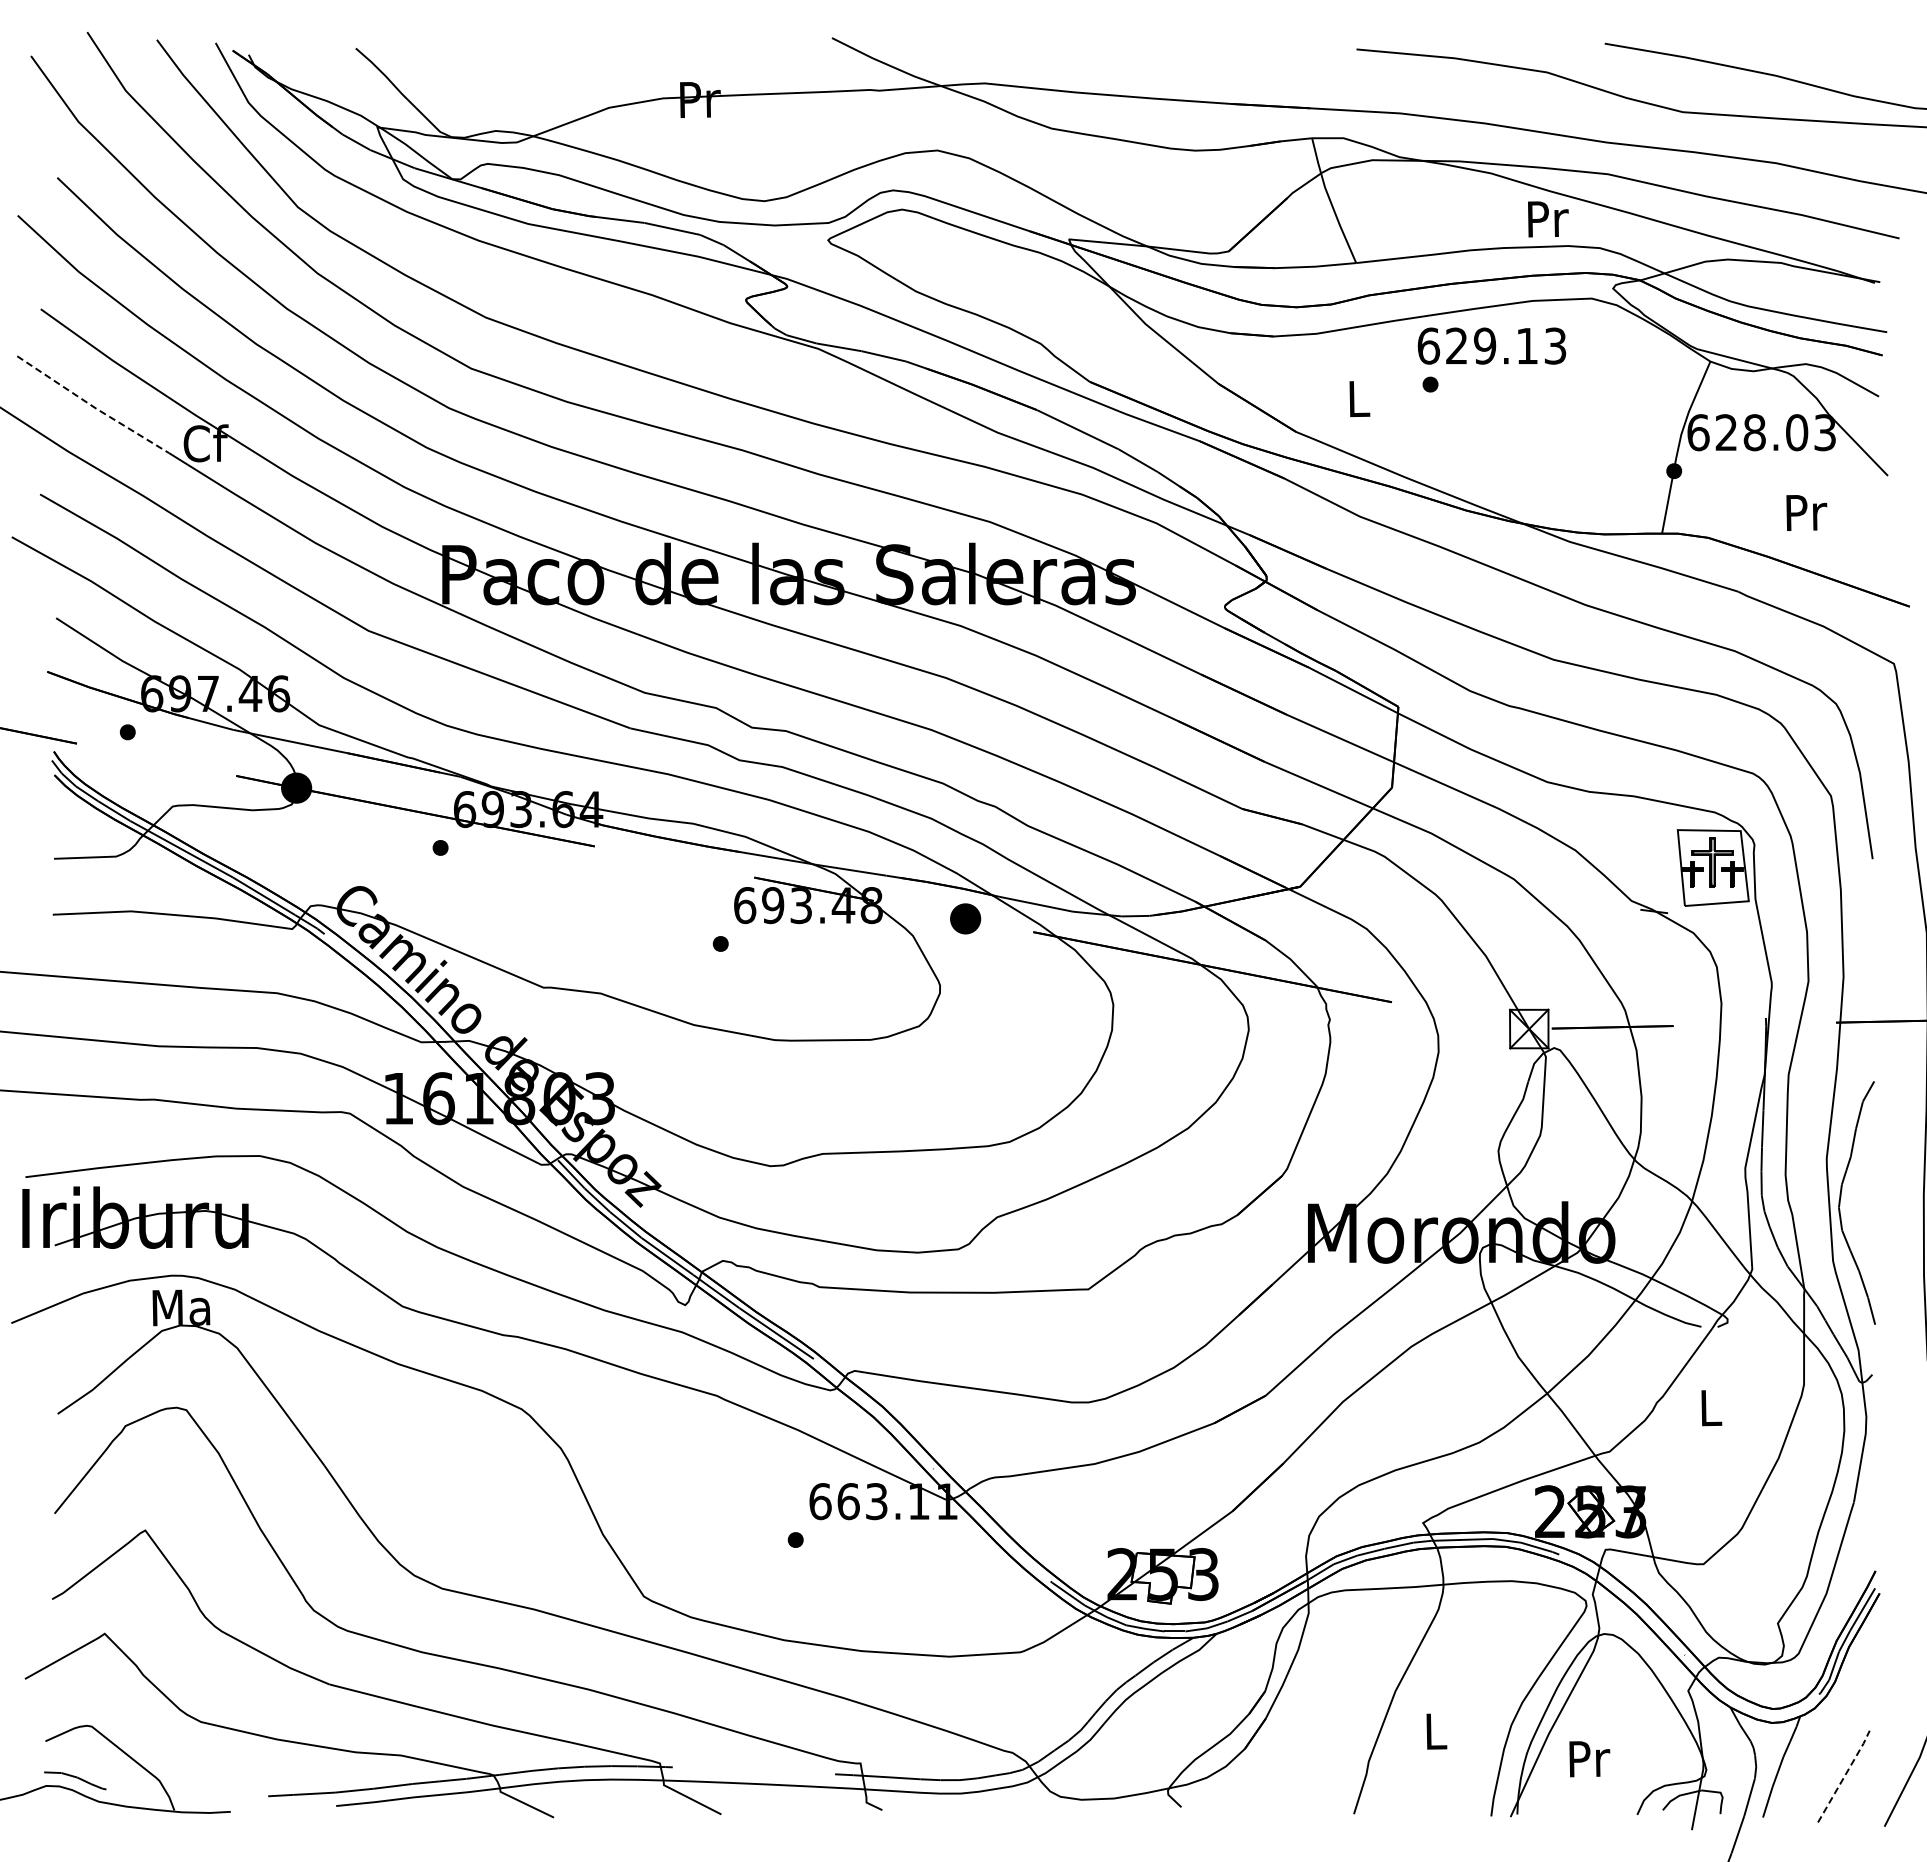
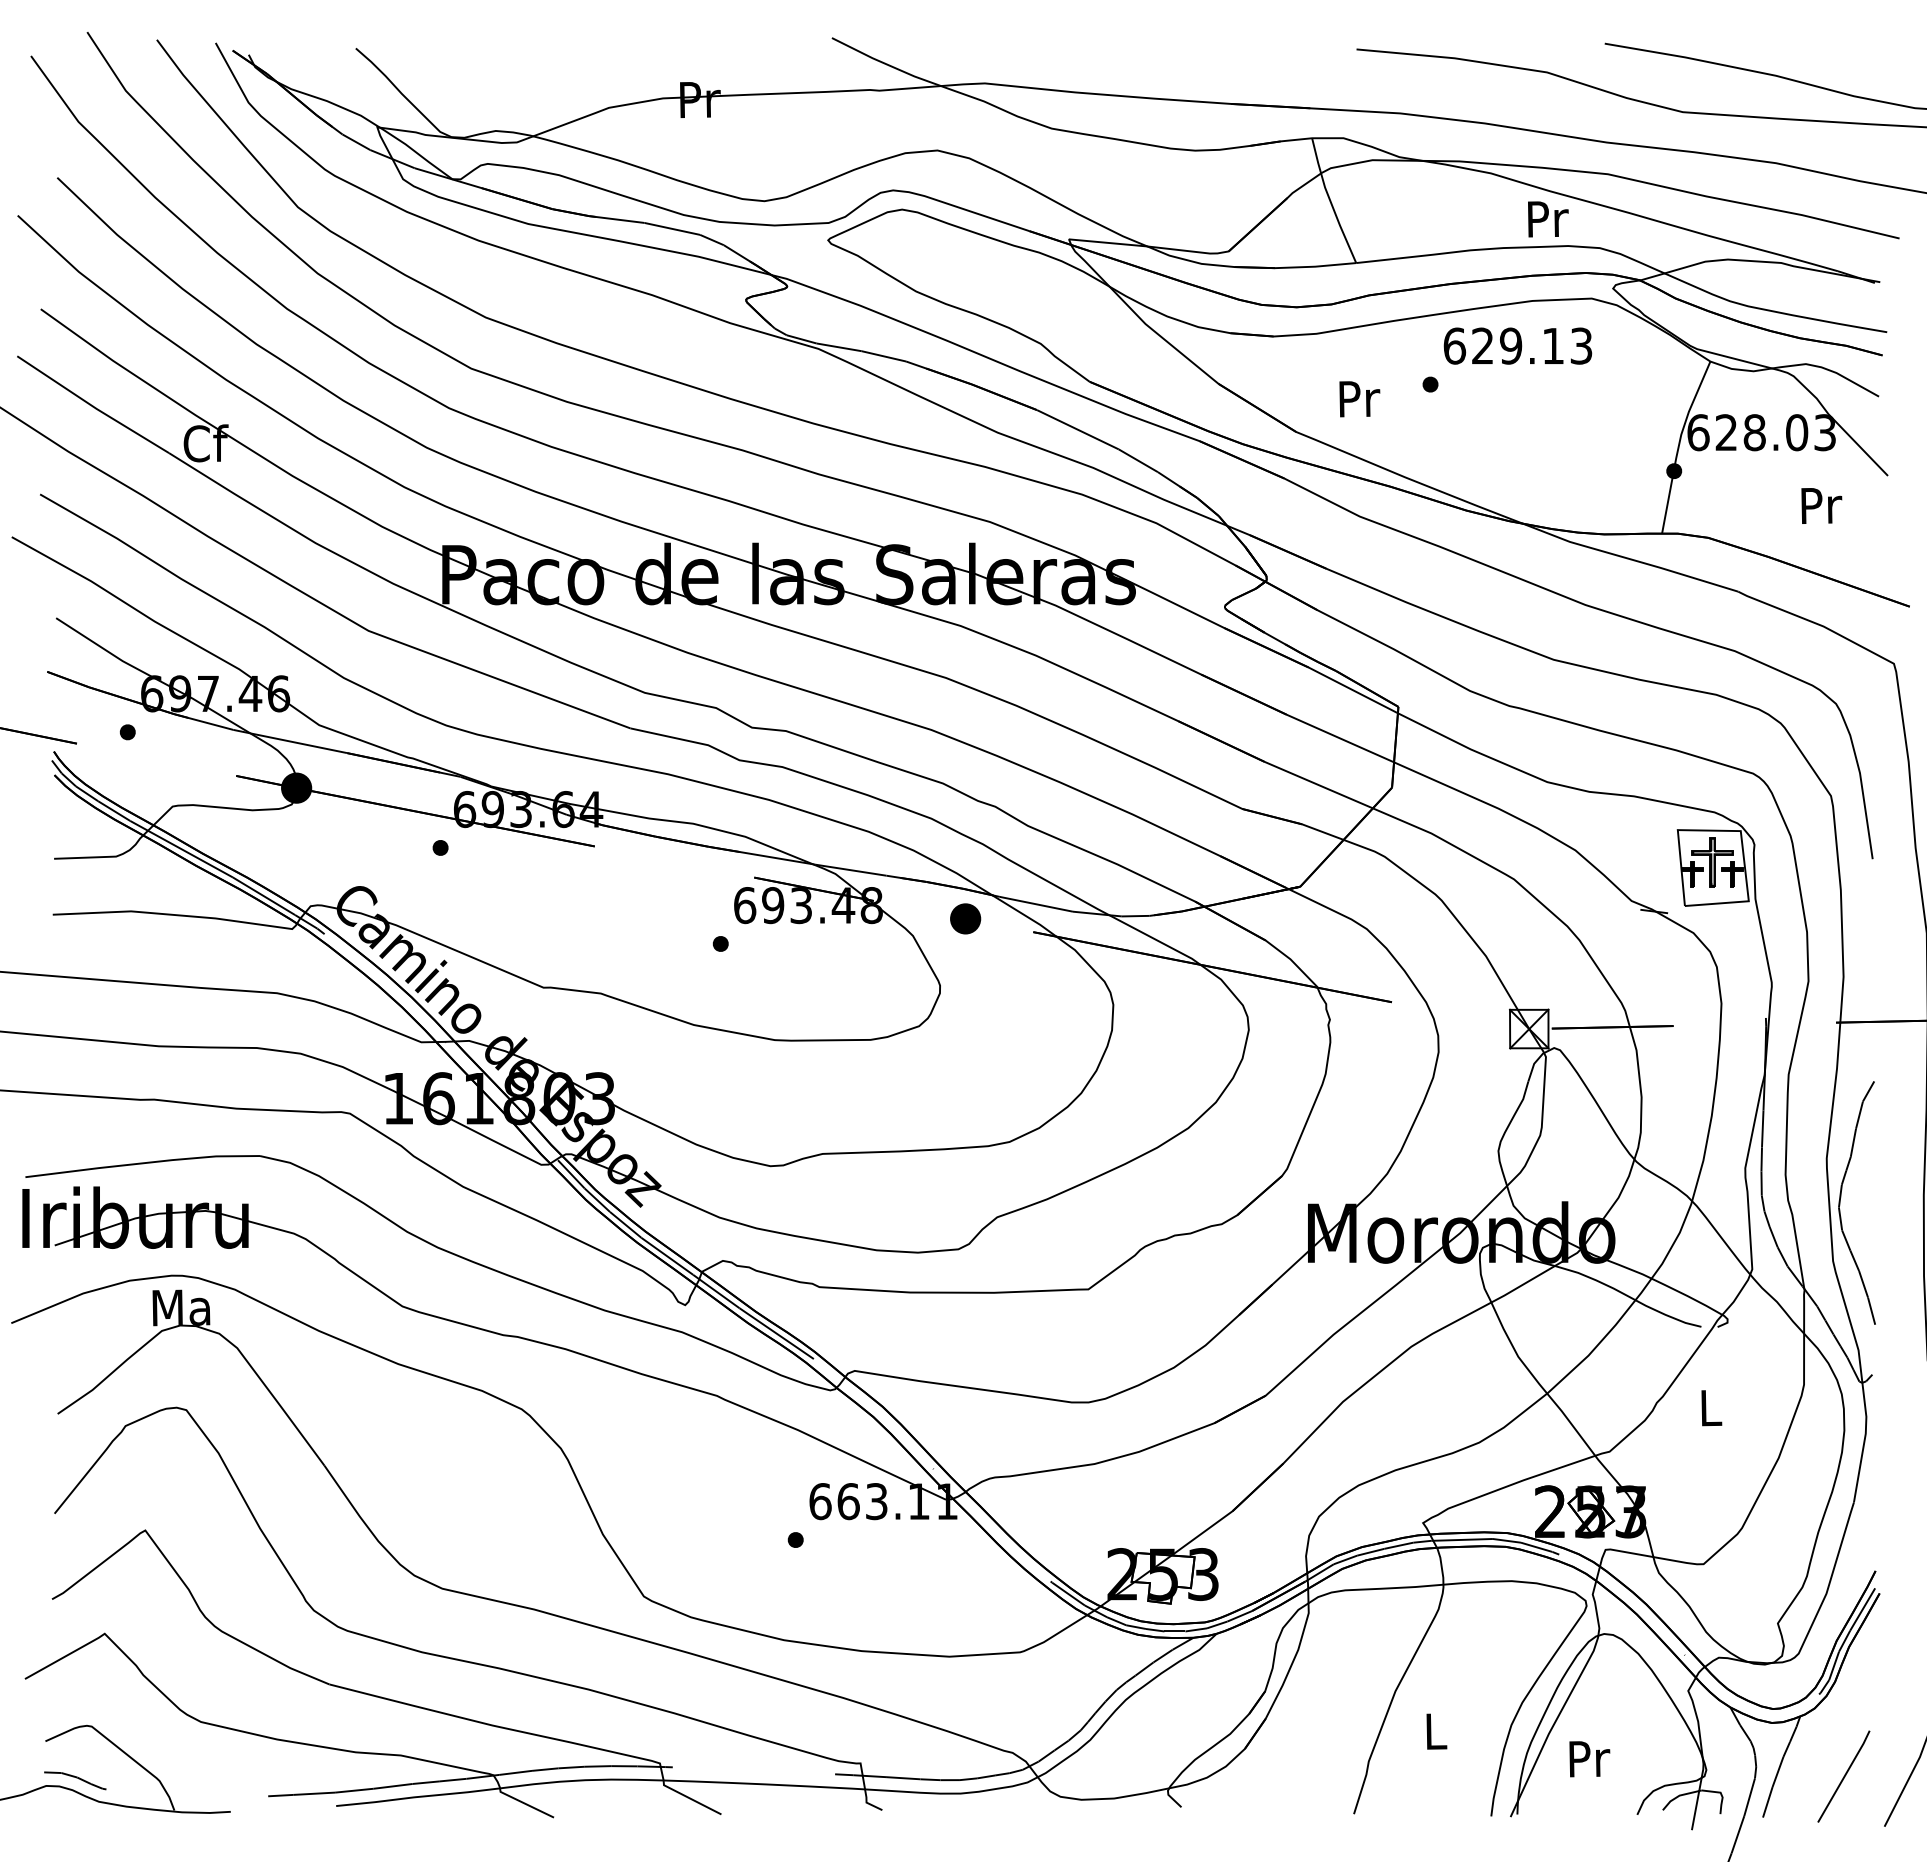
text position: (1491, 345) -> (1517, 345) (1517, 345)
text: L -> Pr (1359, 399)
line: dashed -> solid (92, 406)
text position: (1806, 512) -> (1821, 505) (1821, 505)
line: dashed -> solid (1844, 1776)
